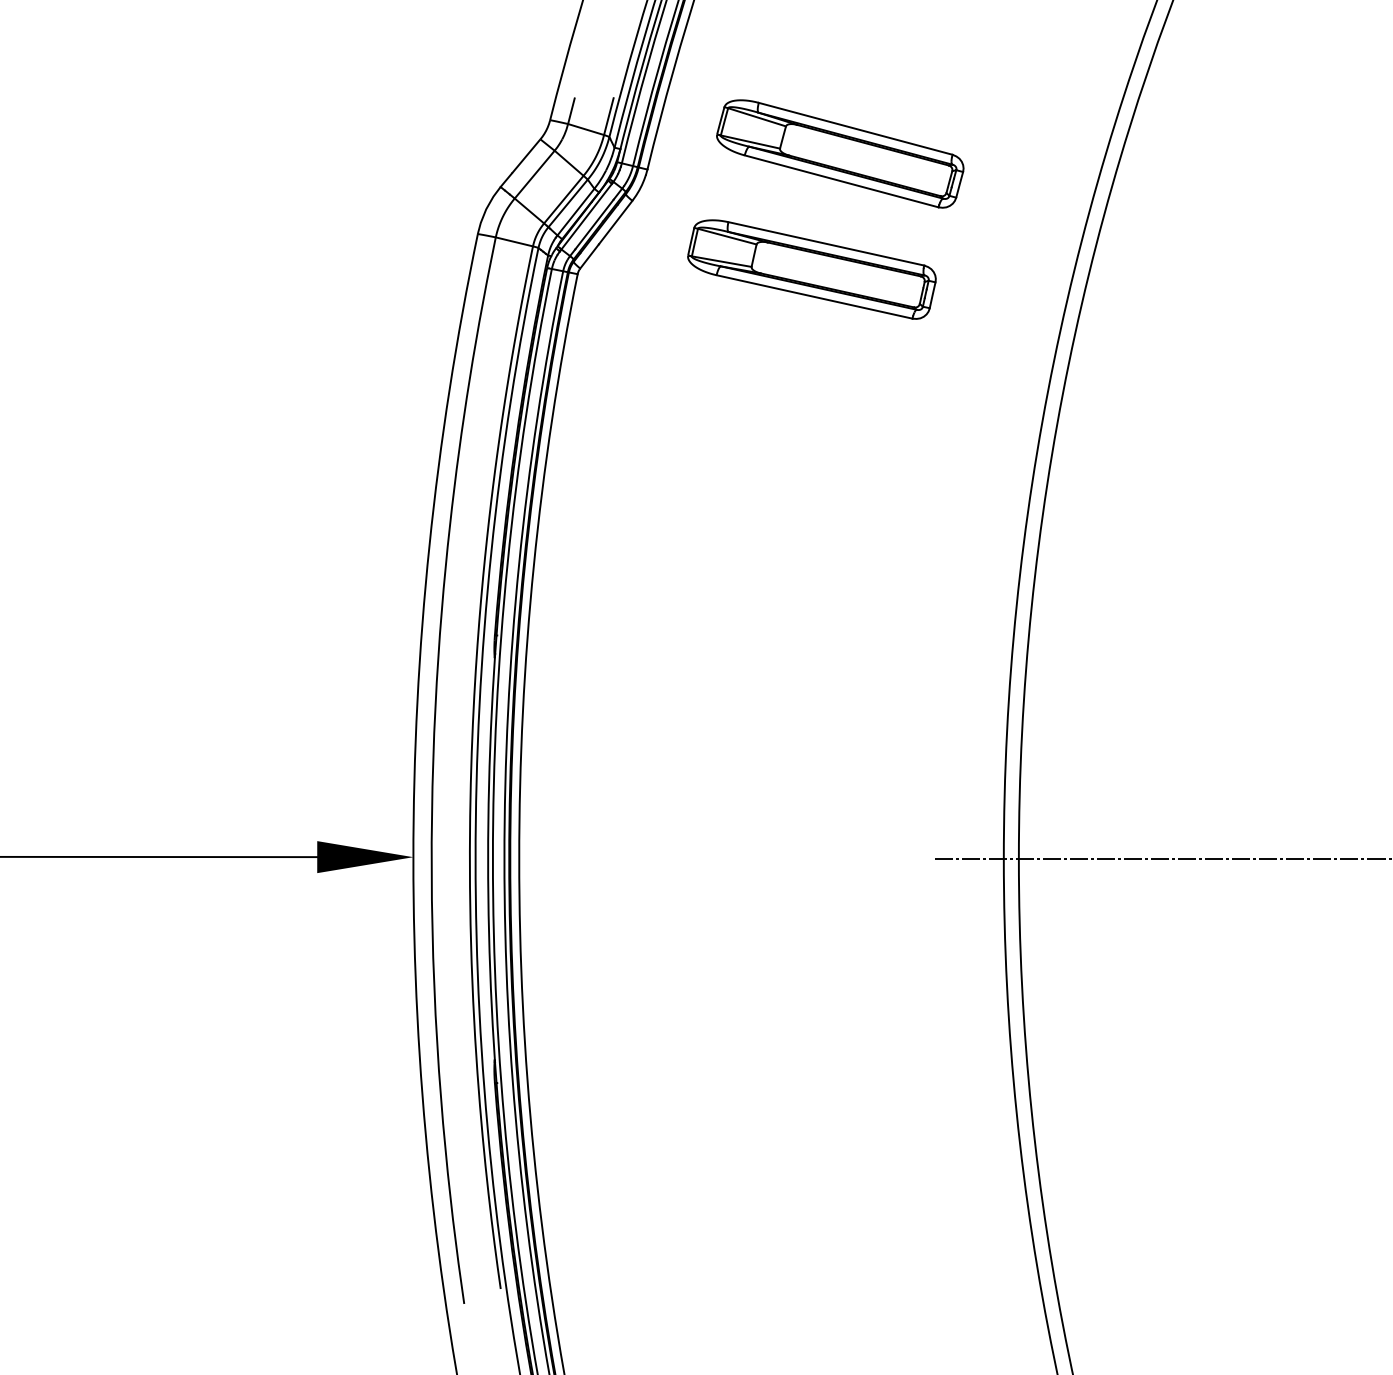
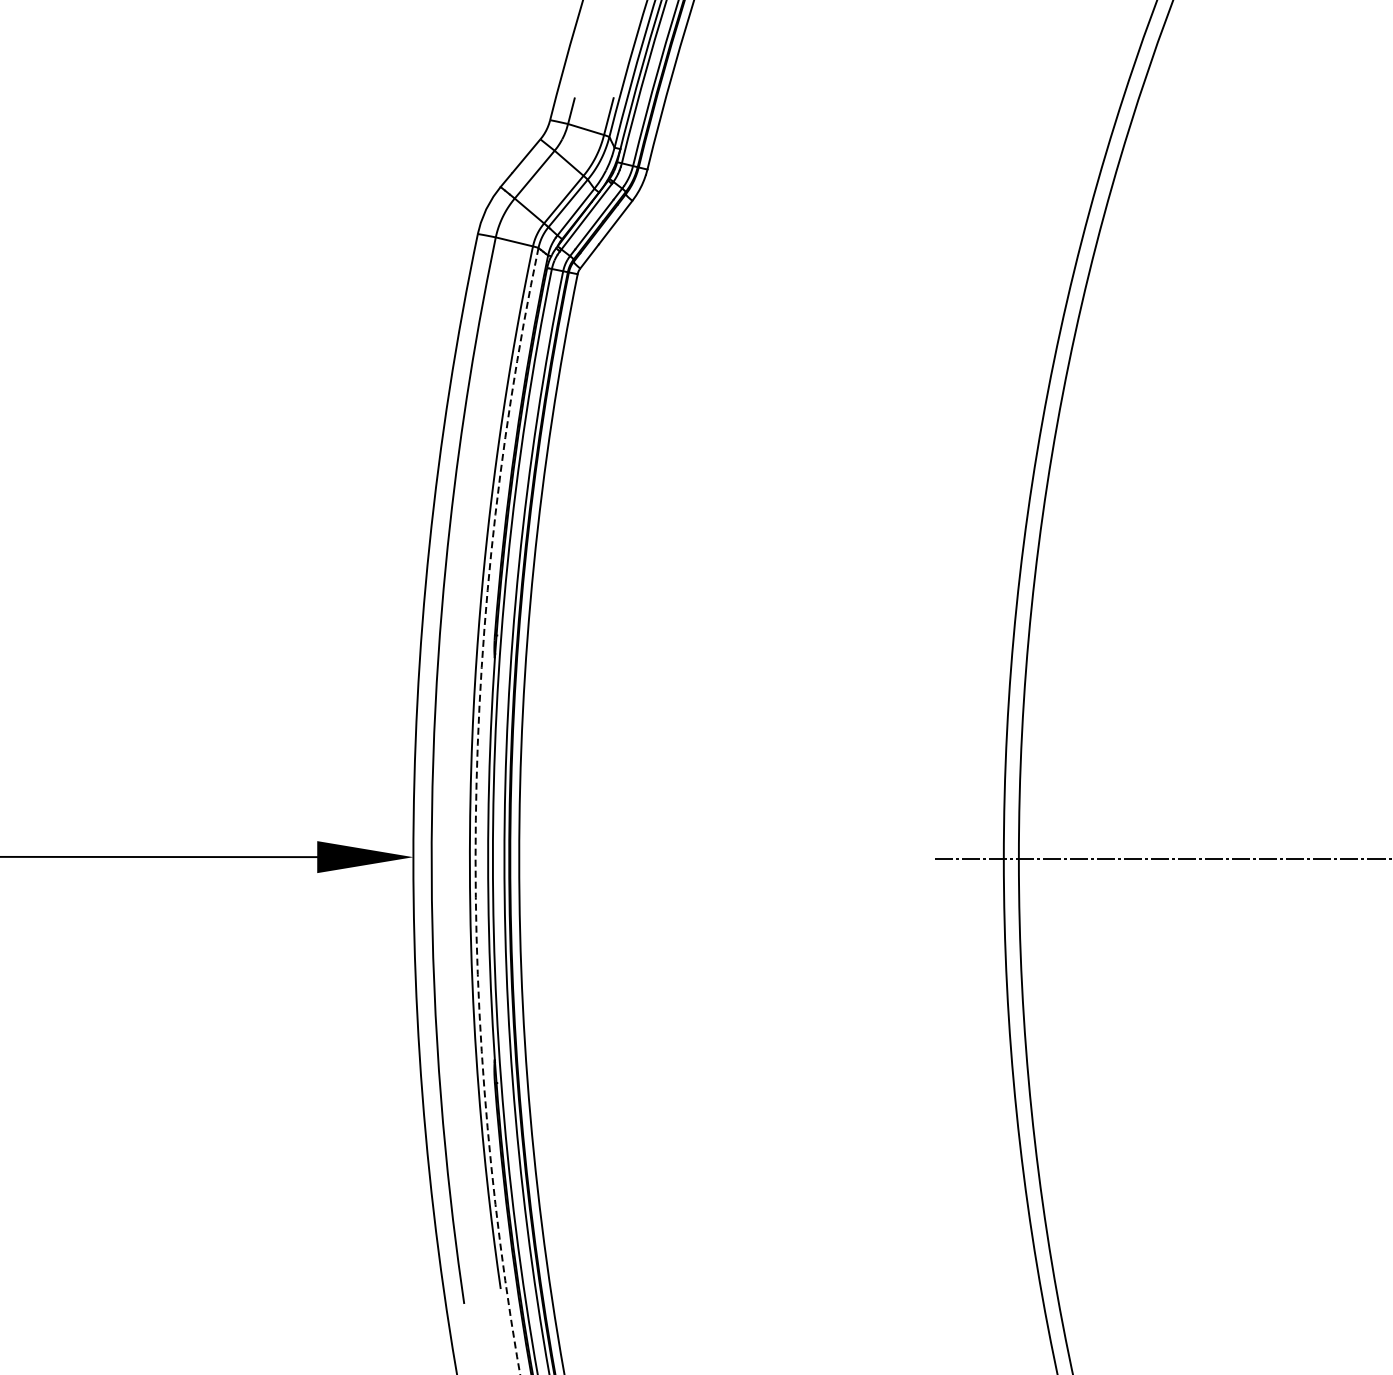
part: present -> none (840, 153)
part: present -> none (811, 269)
arc: solid -> dashed (476, 810)
